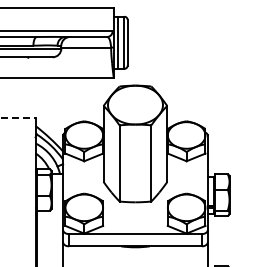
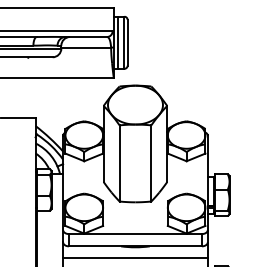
line: dashed -> solid (18, 118)
line: none -> present (135, 257)
